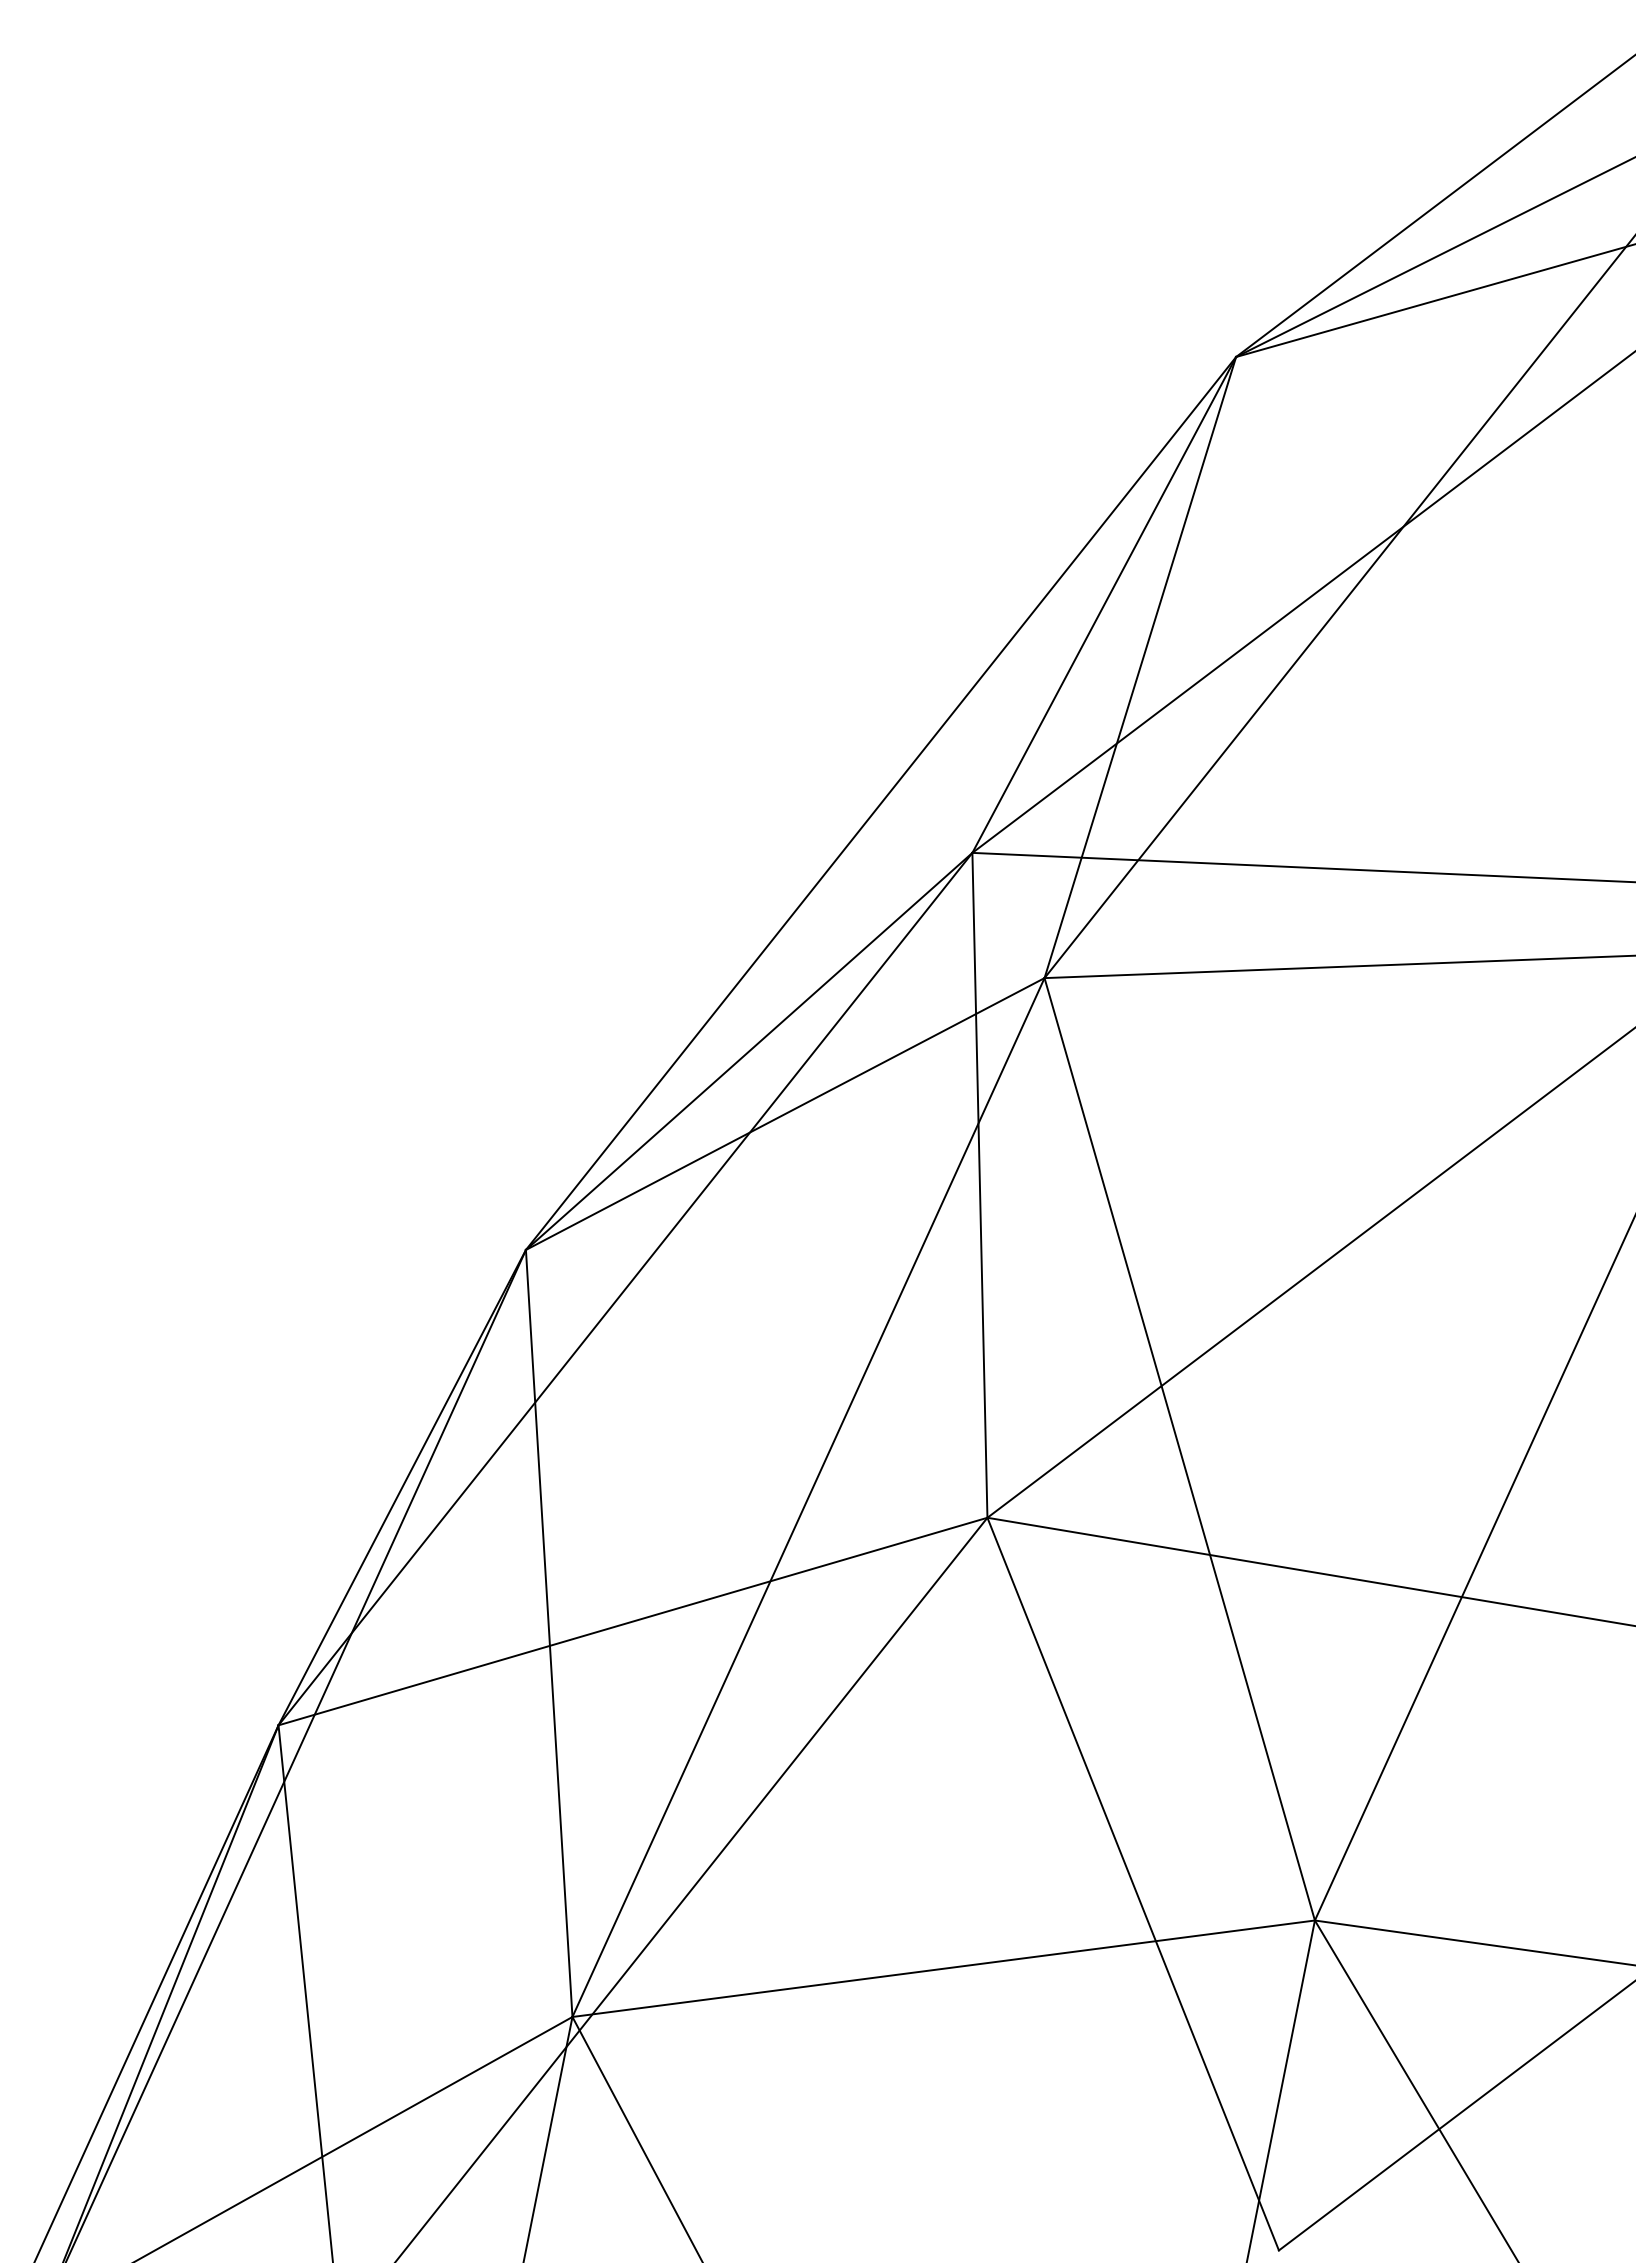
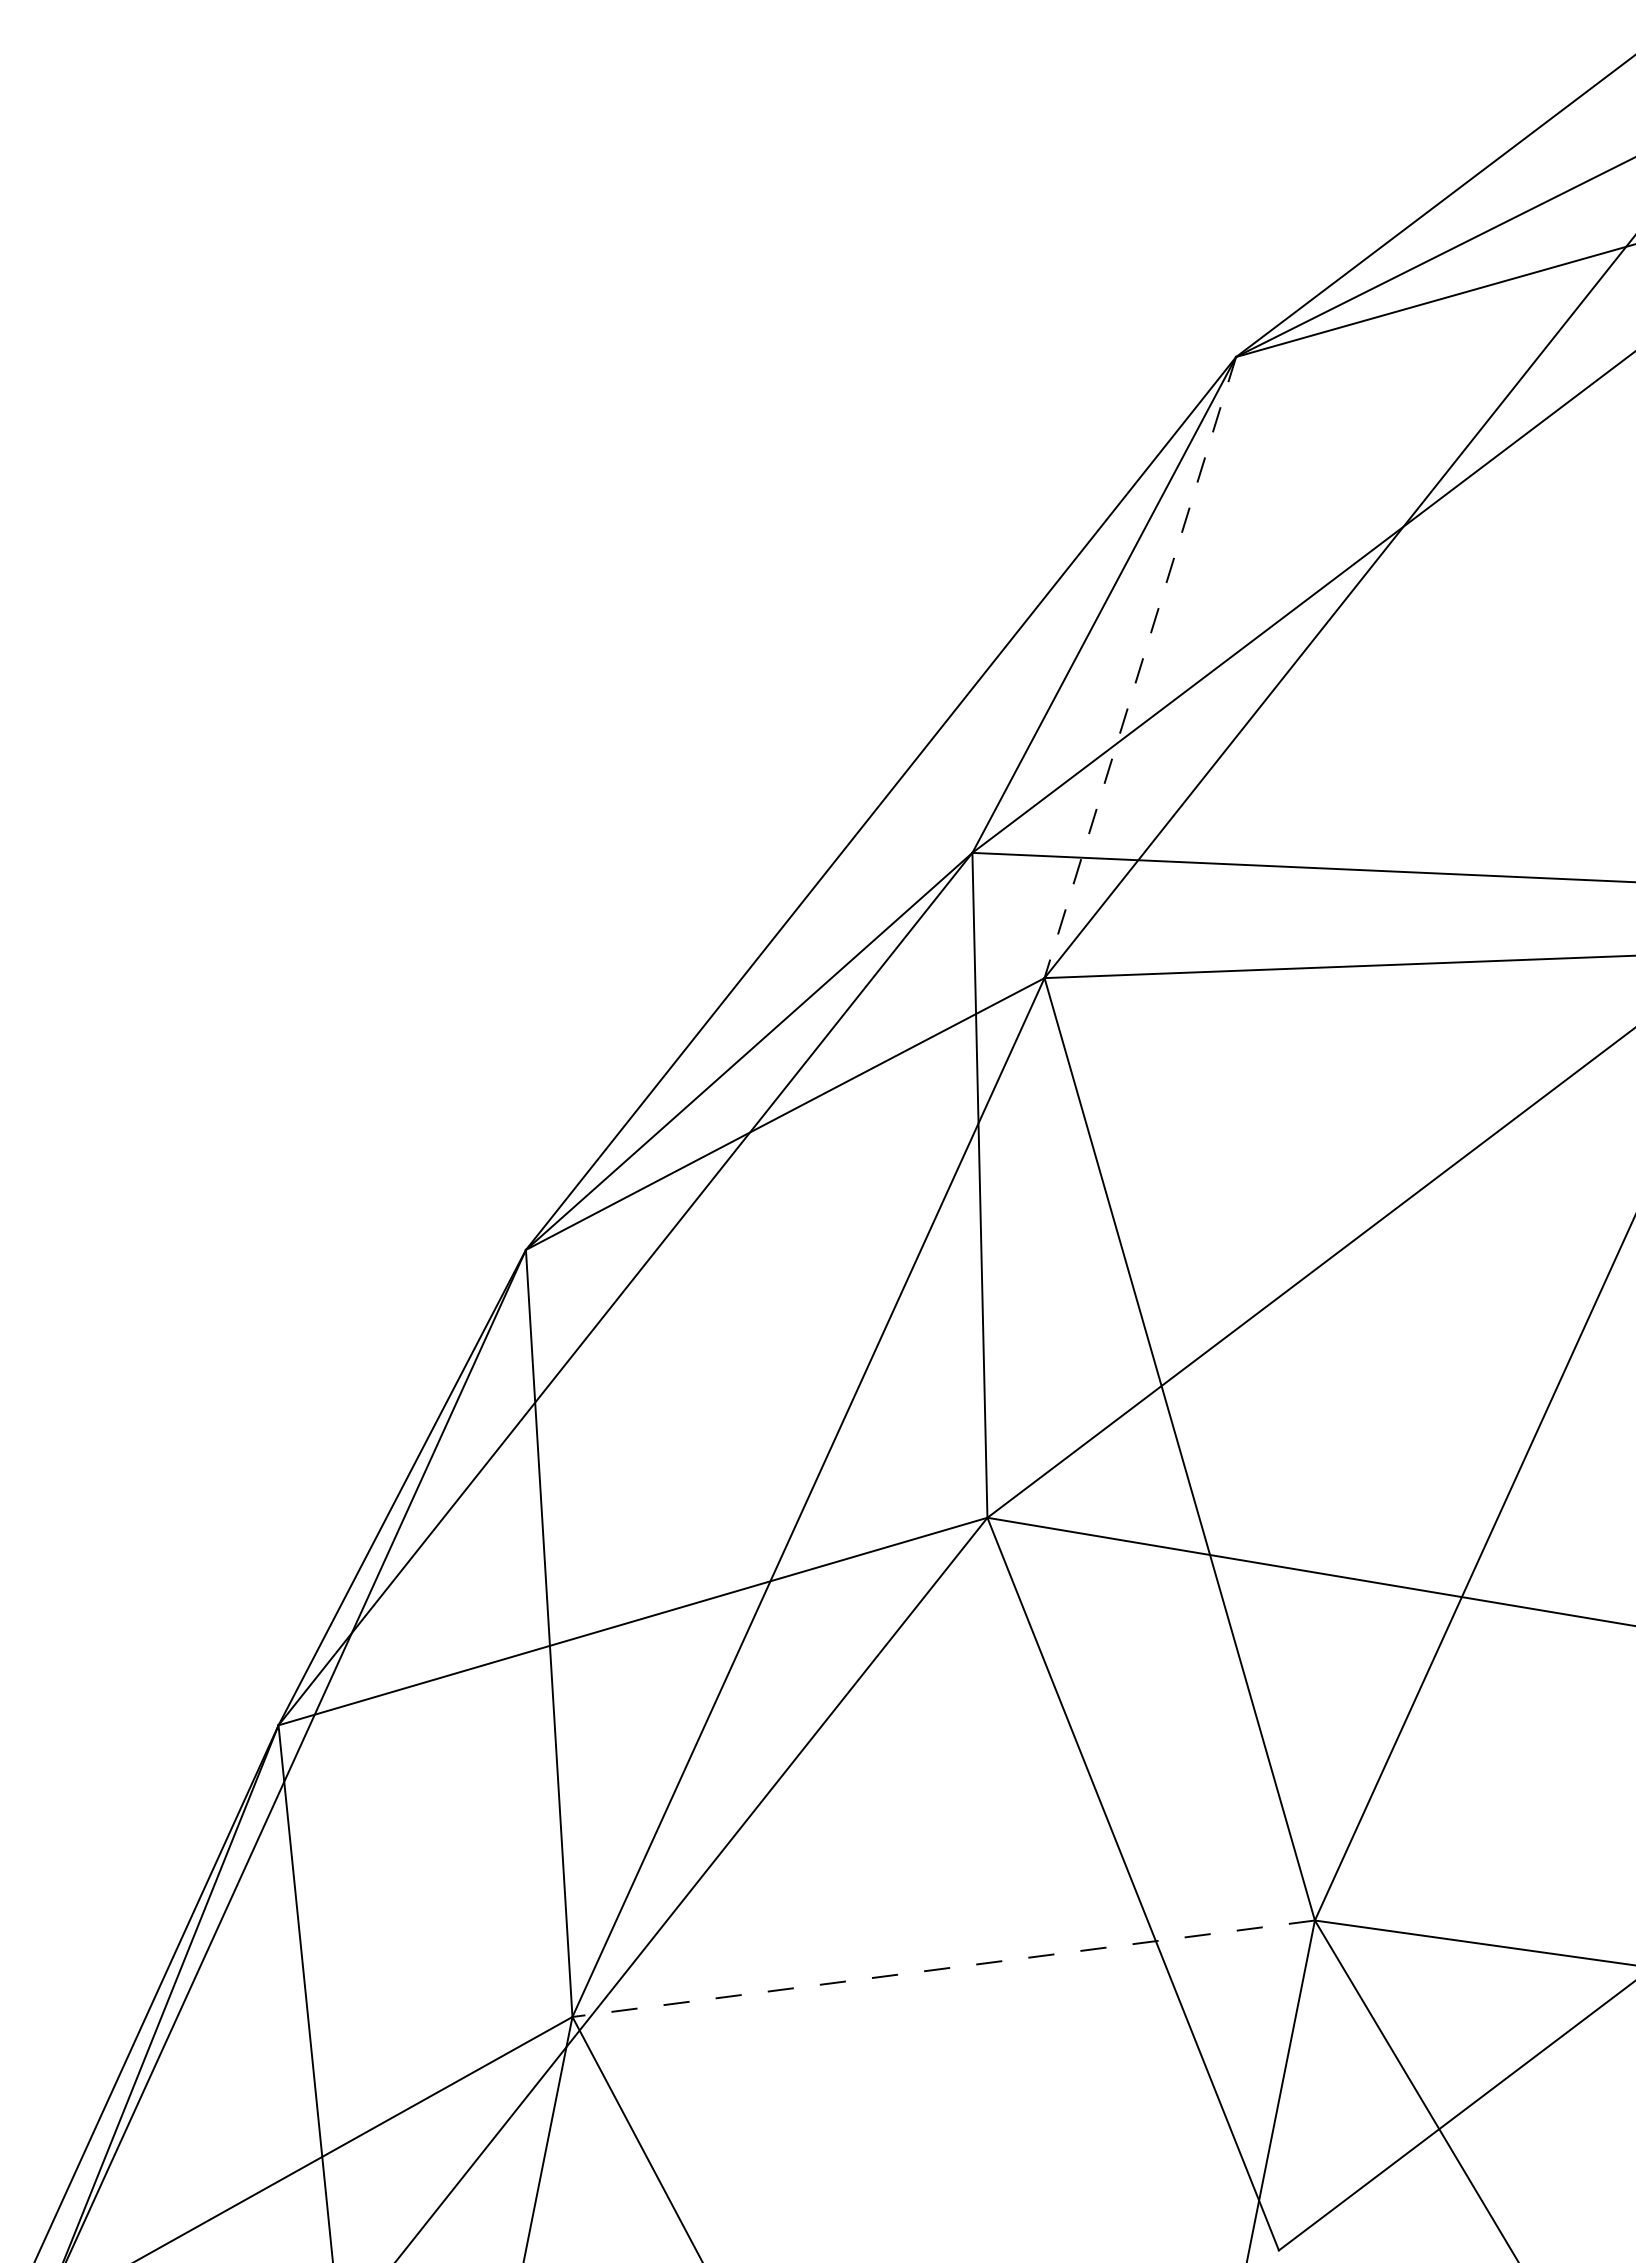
line: solid -> dashed (1140, 667)
line: solid -> dashed (943, 1968)
